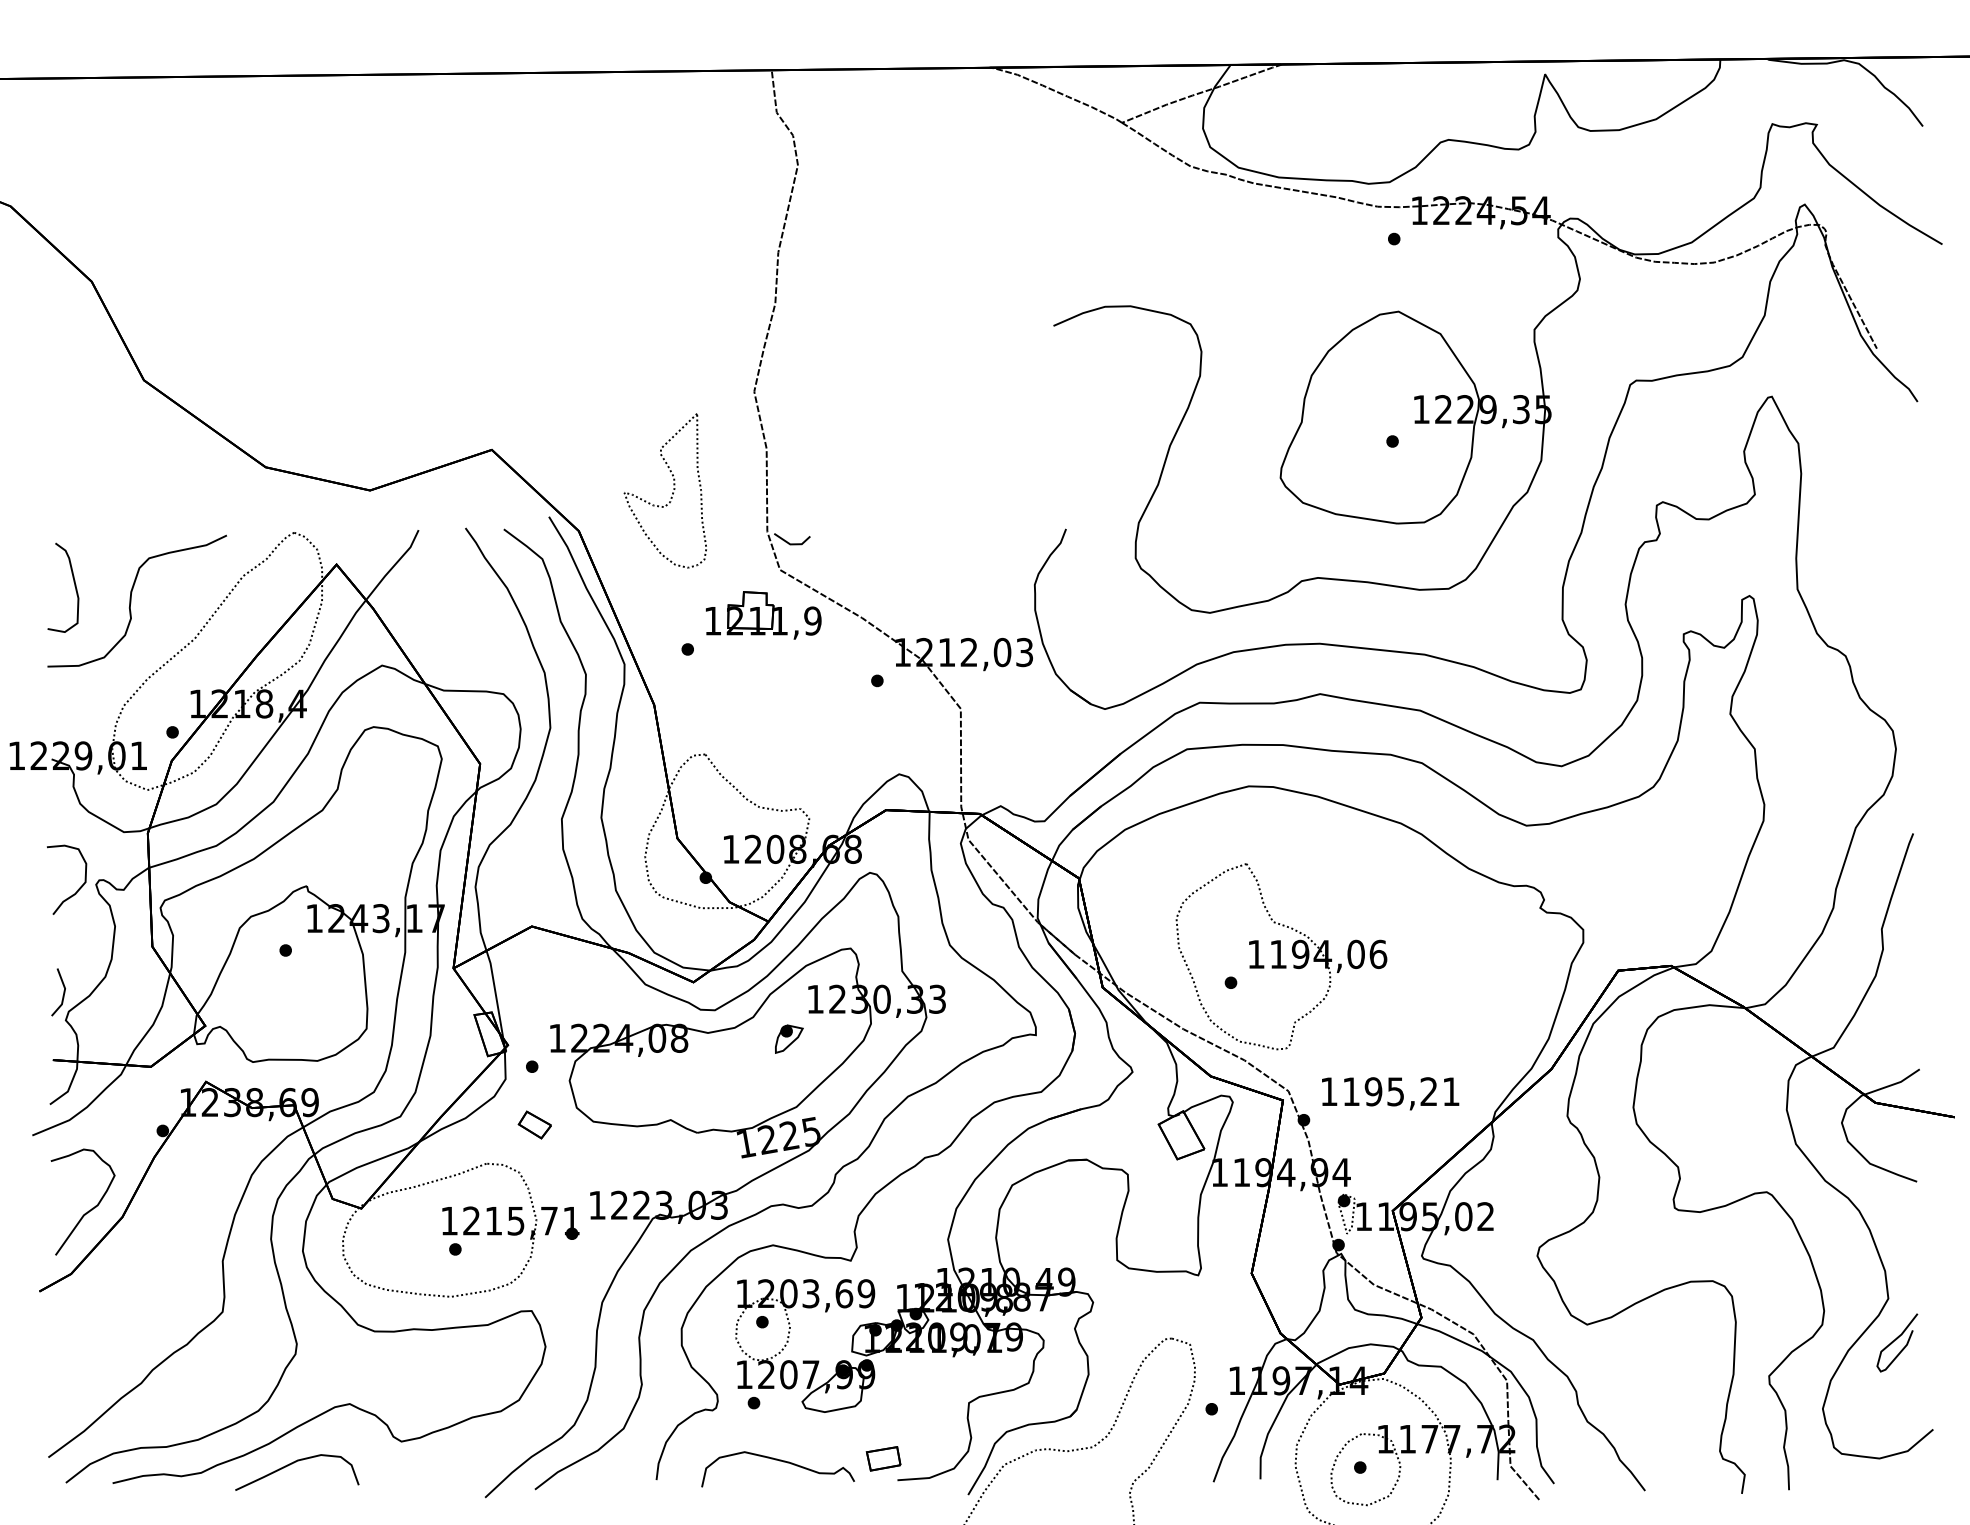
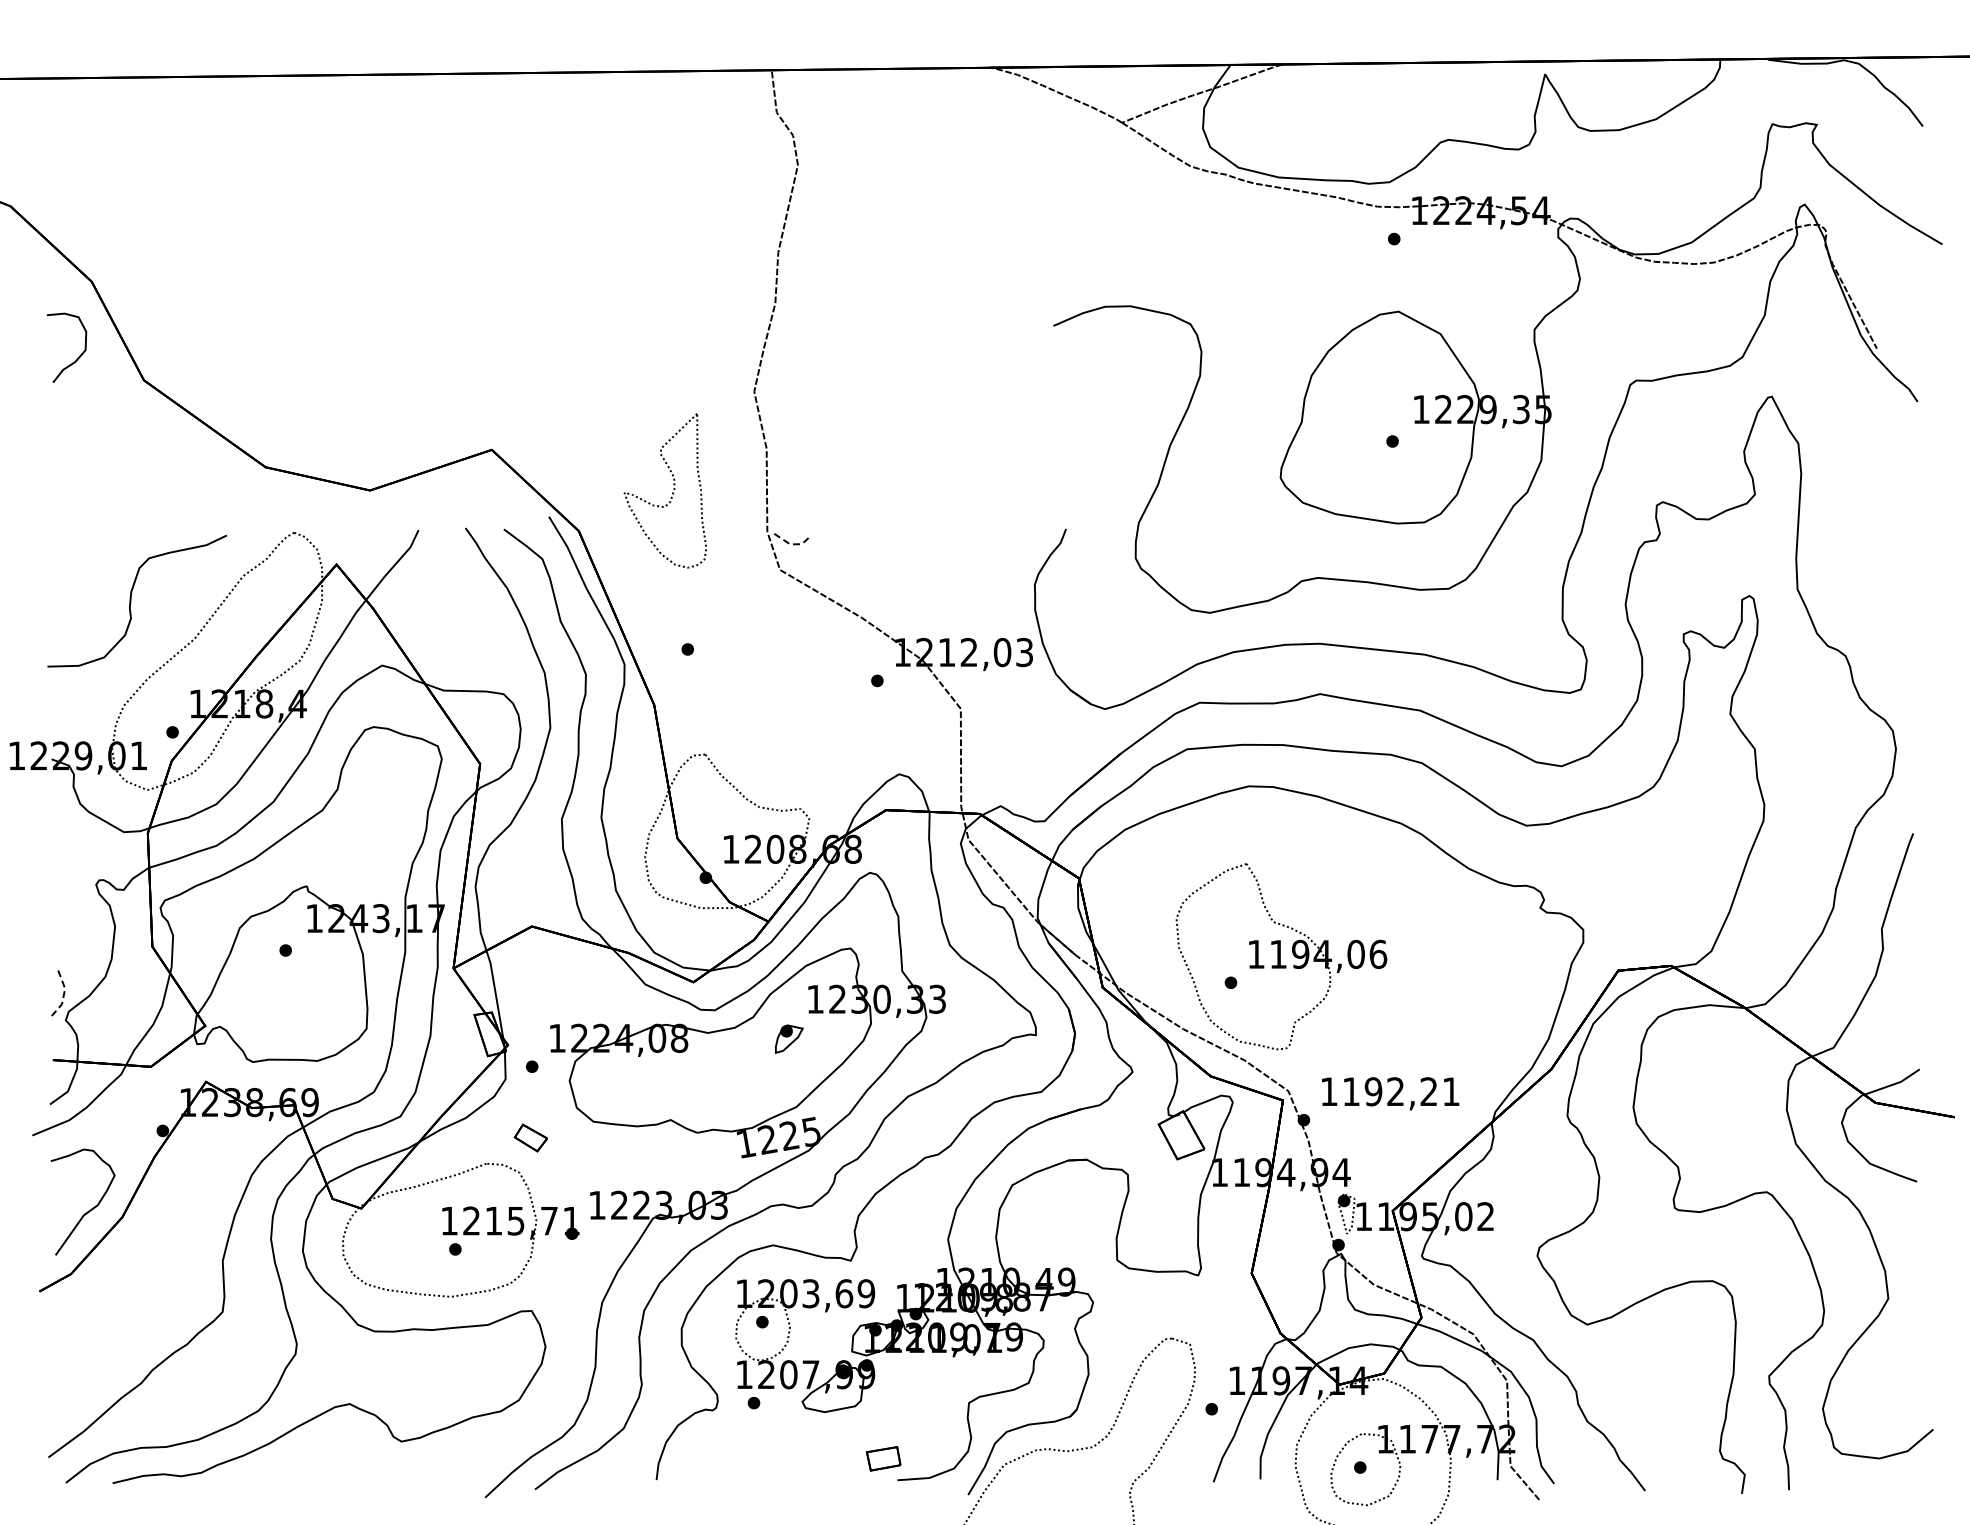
line: solid -> dashed (792, 544)
curve: present -> none (74, 586)
part: present -> none (763, 615)
curve position: (77, 889) -> (77, 357) (77, 357)
line: solid -> dashed (64, 993)
text: 1195,21 -> 1192,21 (1395, 1091)
part position: (534, 1124) -> (530, 1137) (530, 1137)
curve: present -> none (1896, 1340)
curve: present -> none (779, 1461)
curve: present -> none (292, 1464)
